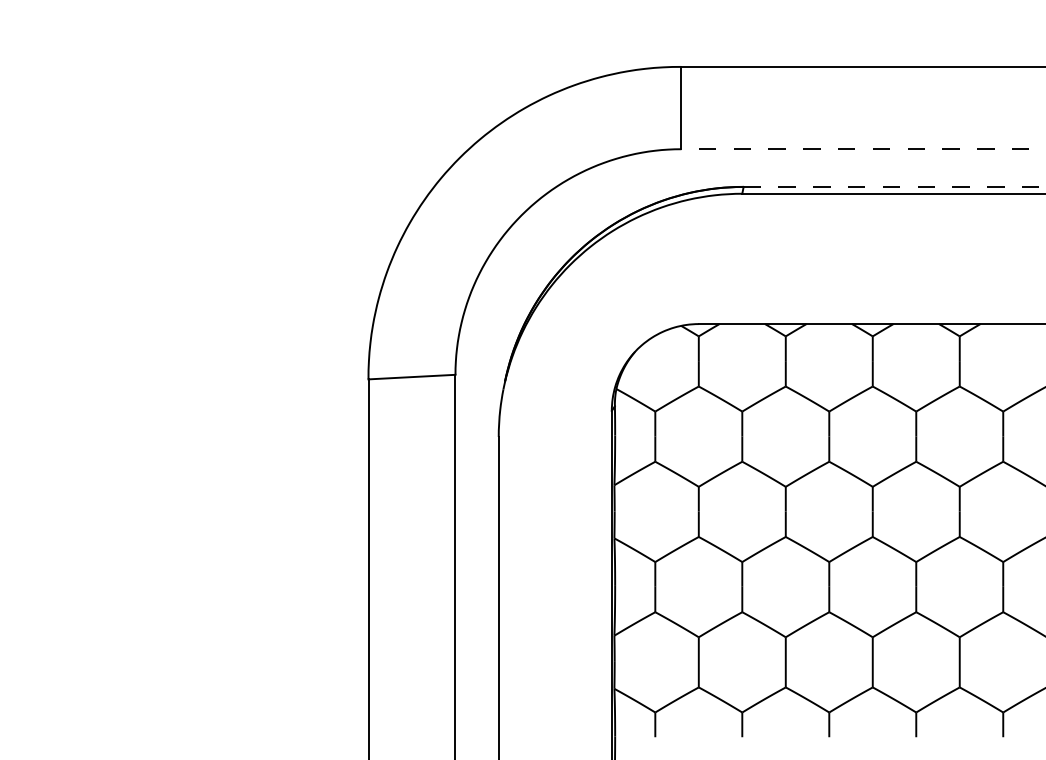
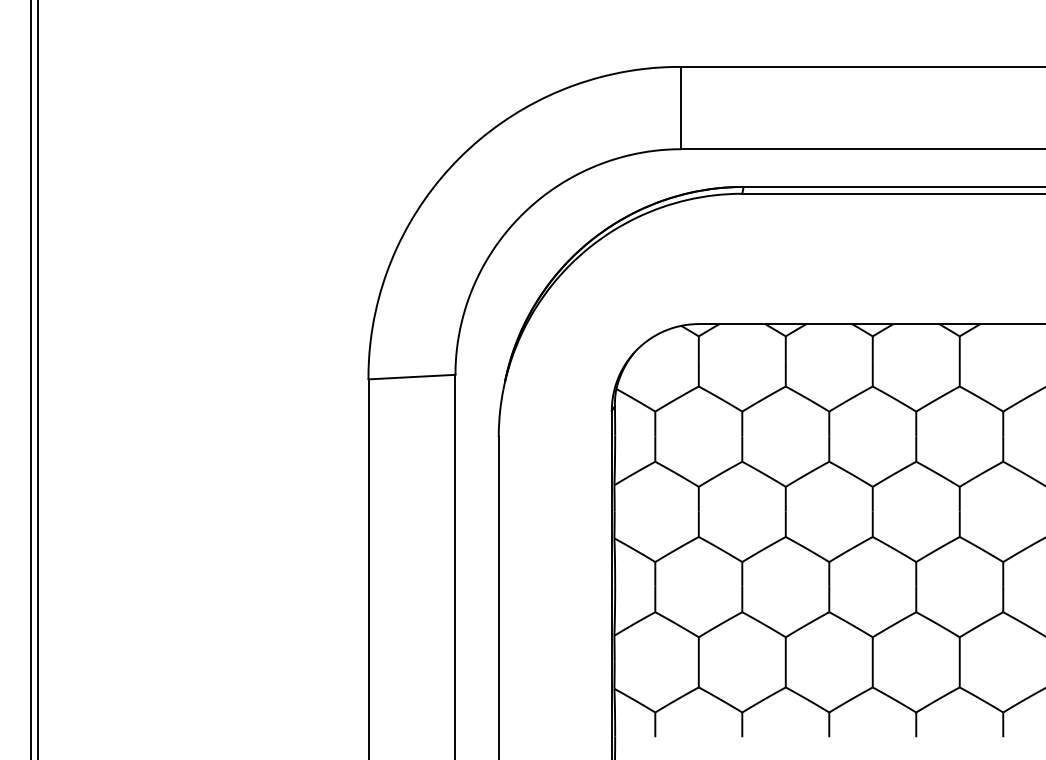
line: dashed -> solid (863, 149)
line: dashed -> solid (894, 186)
line: none -> present (31, 379)
line: none -> present (37, 379)
